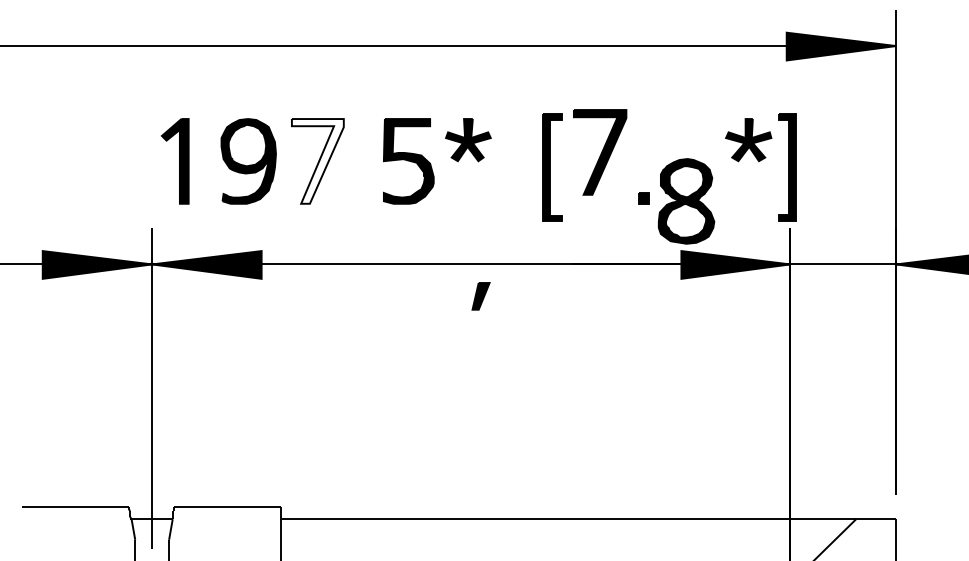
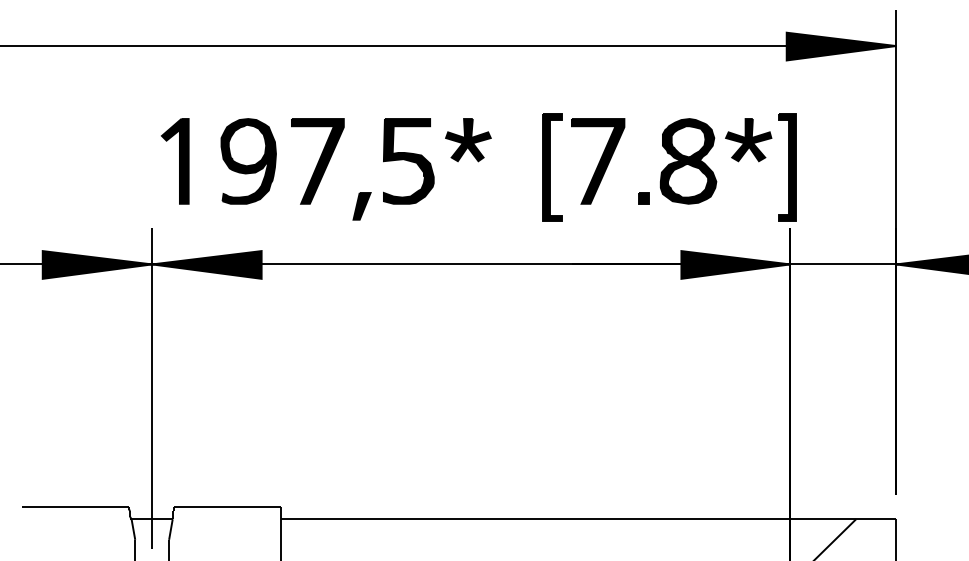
part position: (600, 152) -> (598, 161) (598, 161)
fill: none -> present (317, 161)
part position: (686, 201) -> (688, 161) (688, 161)
part position: (480, 296) -> (361, 206) (361, 206)
